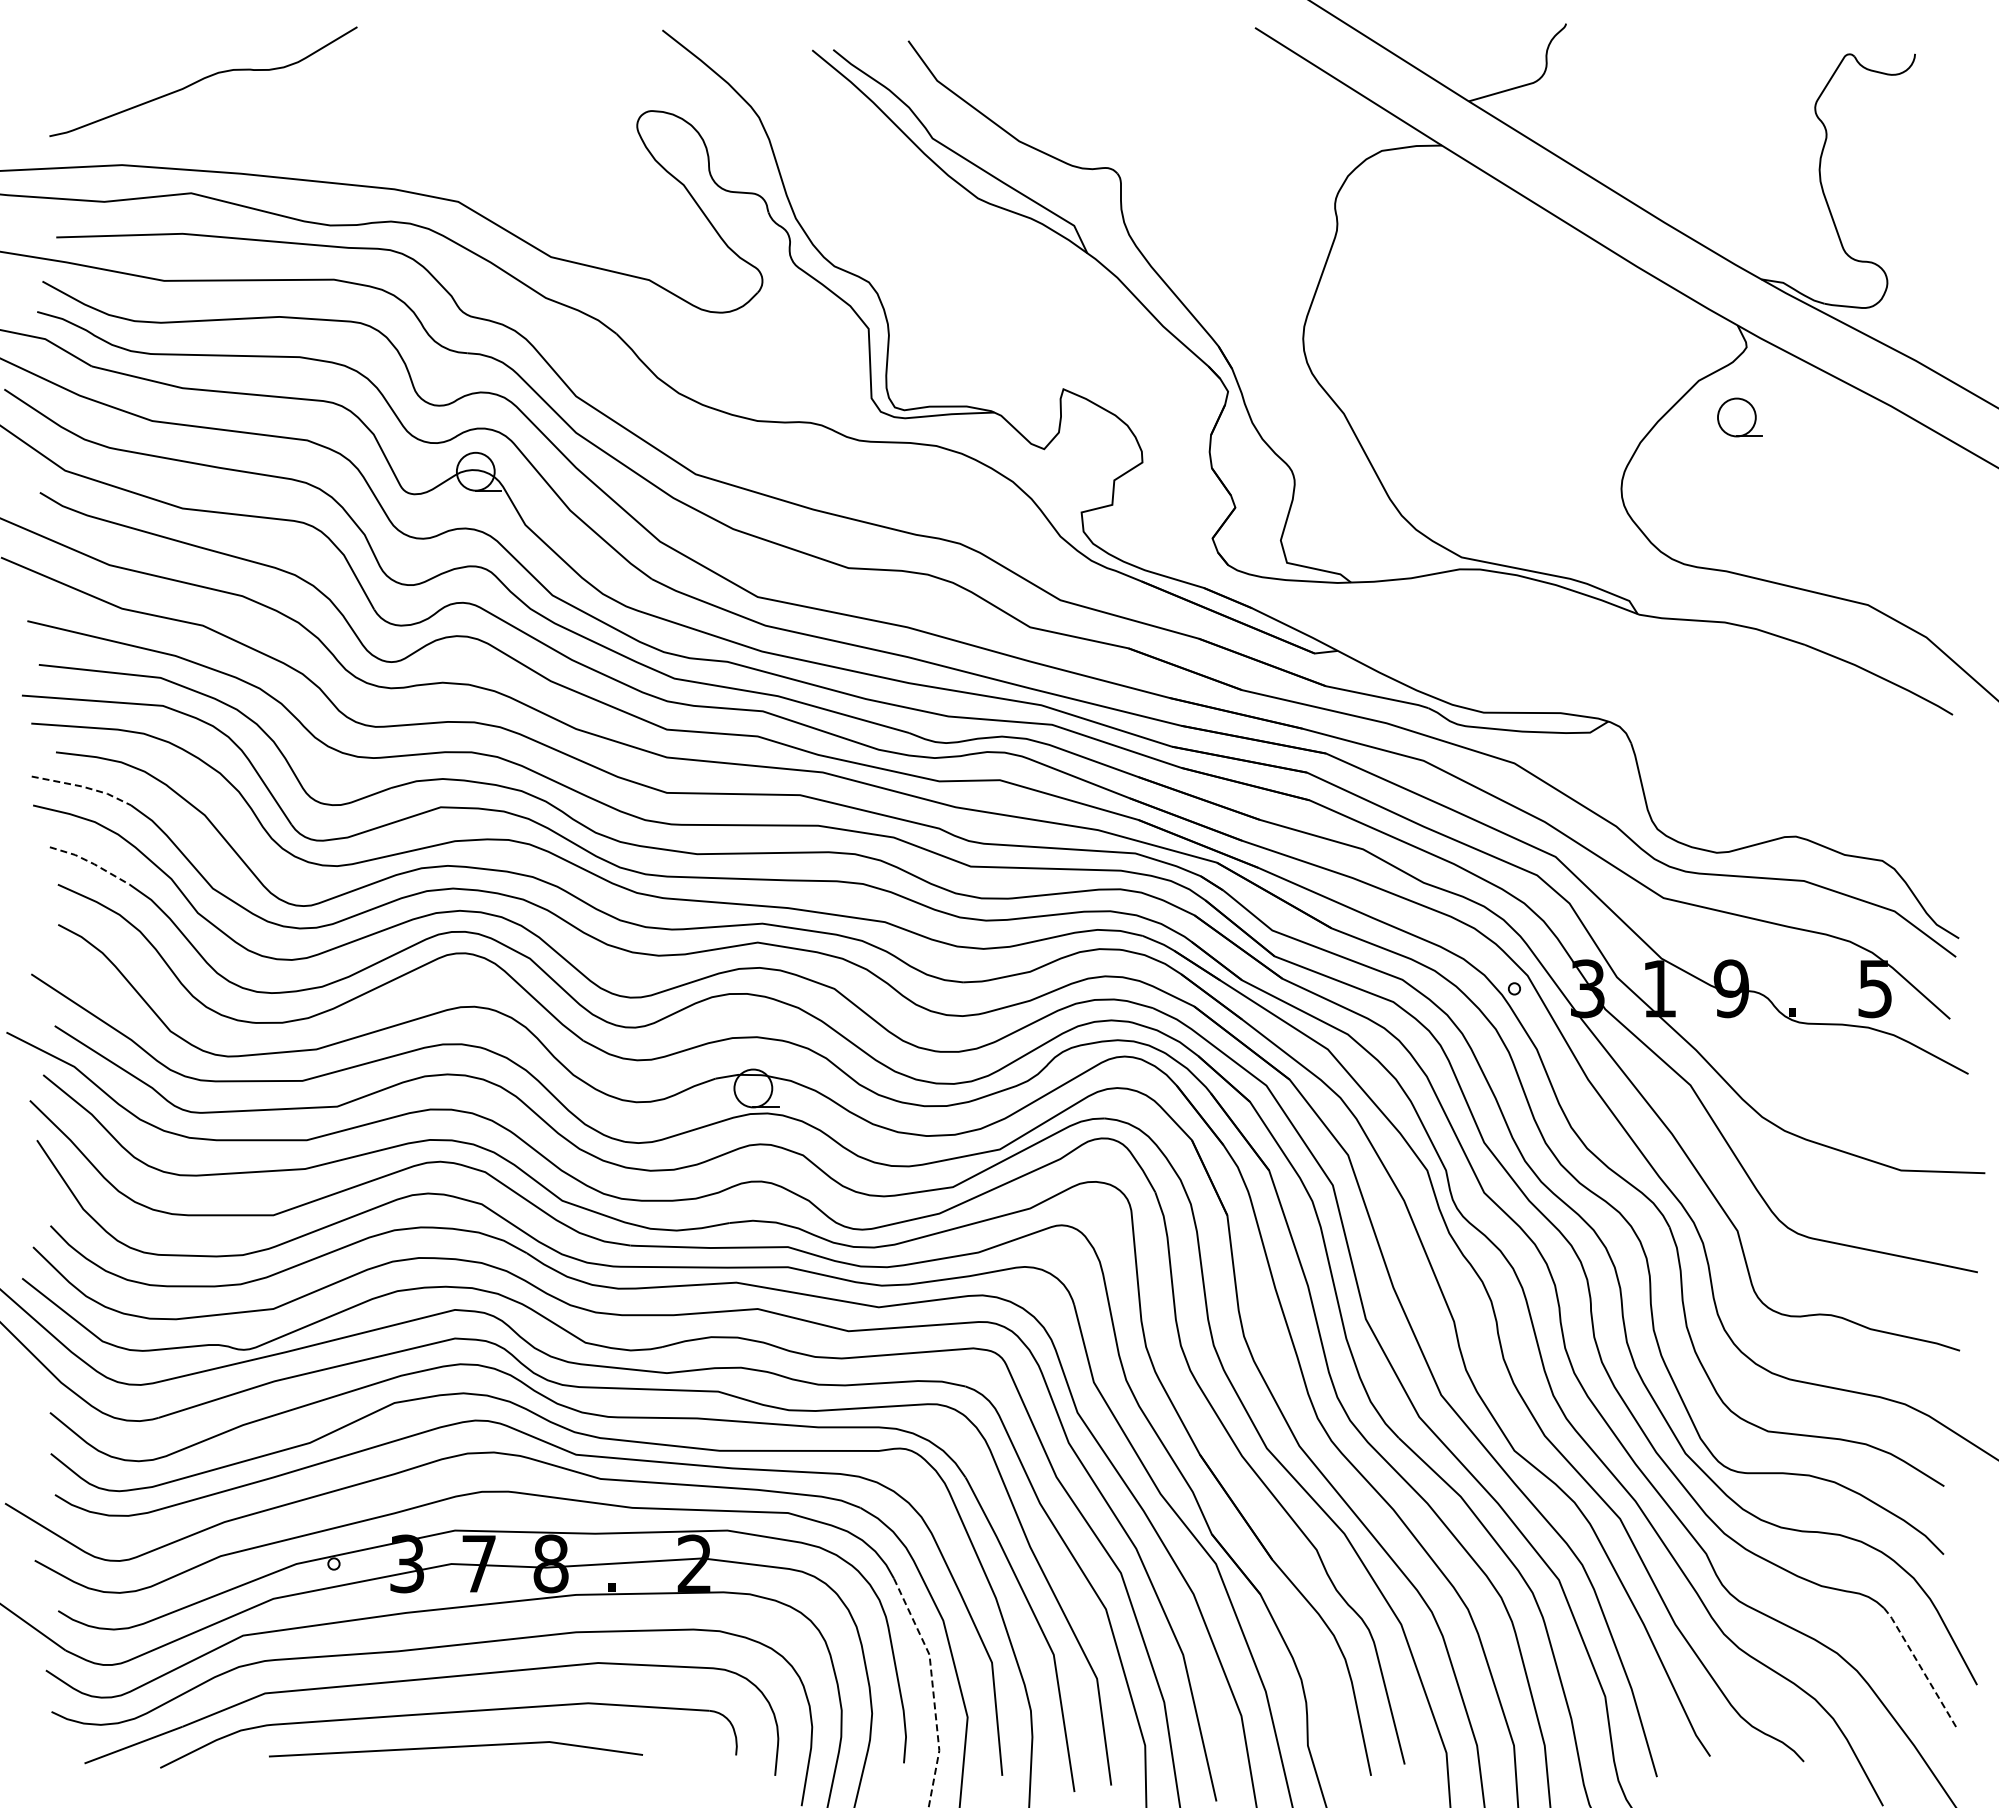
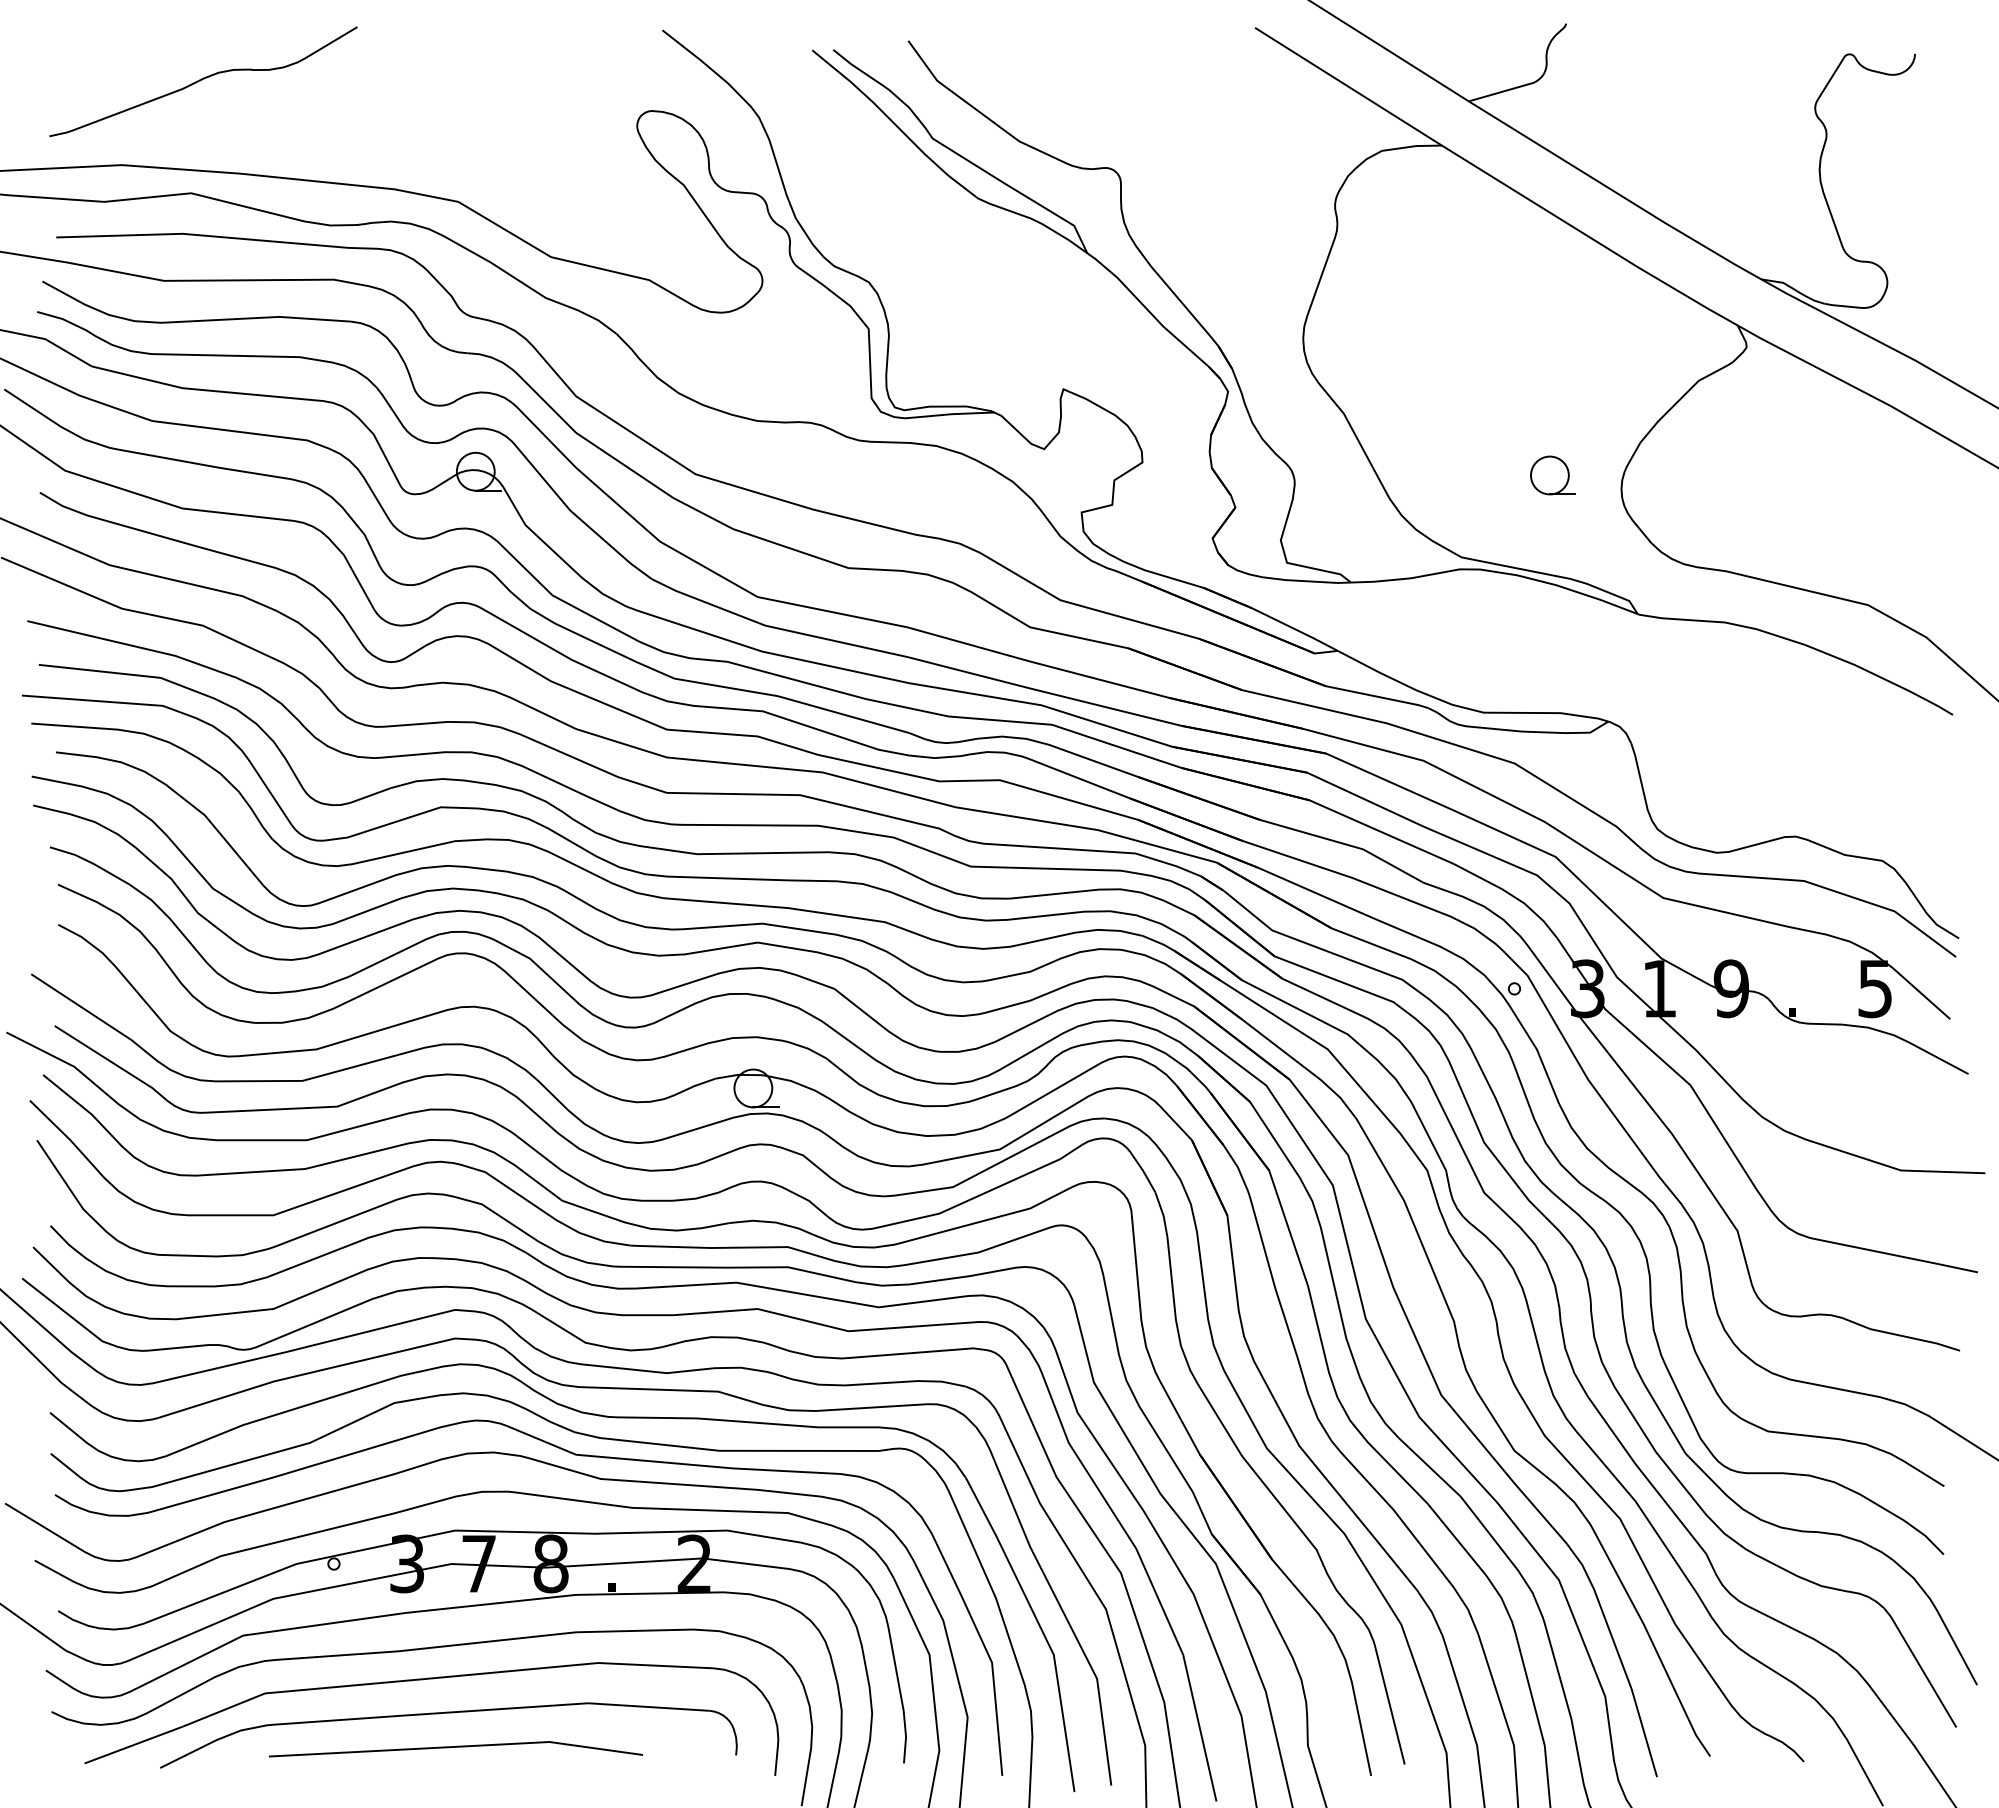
part position: (1739, 417) -> (1552, 475) (1552, 475)
line: dashed -> solid (83, 786)
line: dashed -> solid (90, 862)
line: dashed -> solid (1920, 1666)
line: dashed -> solid (933, 1689)
